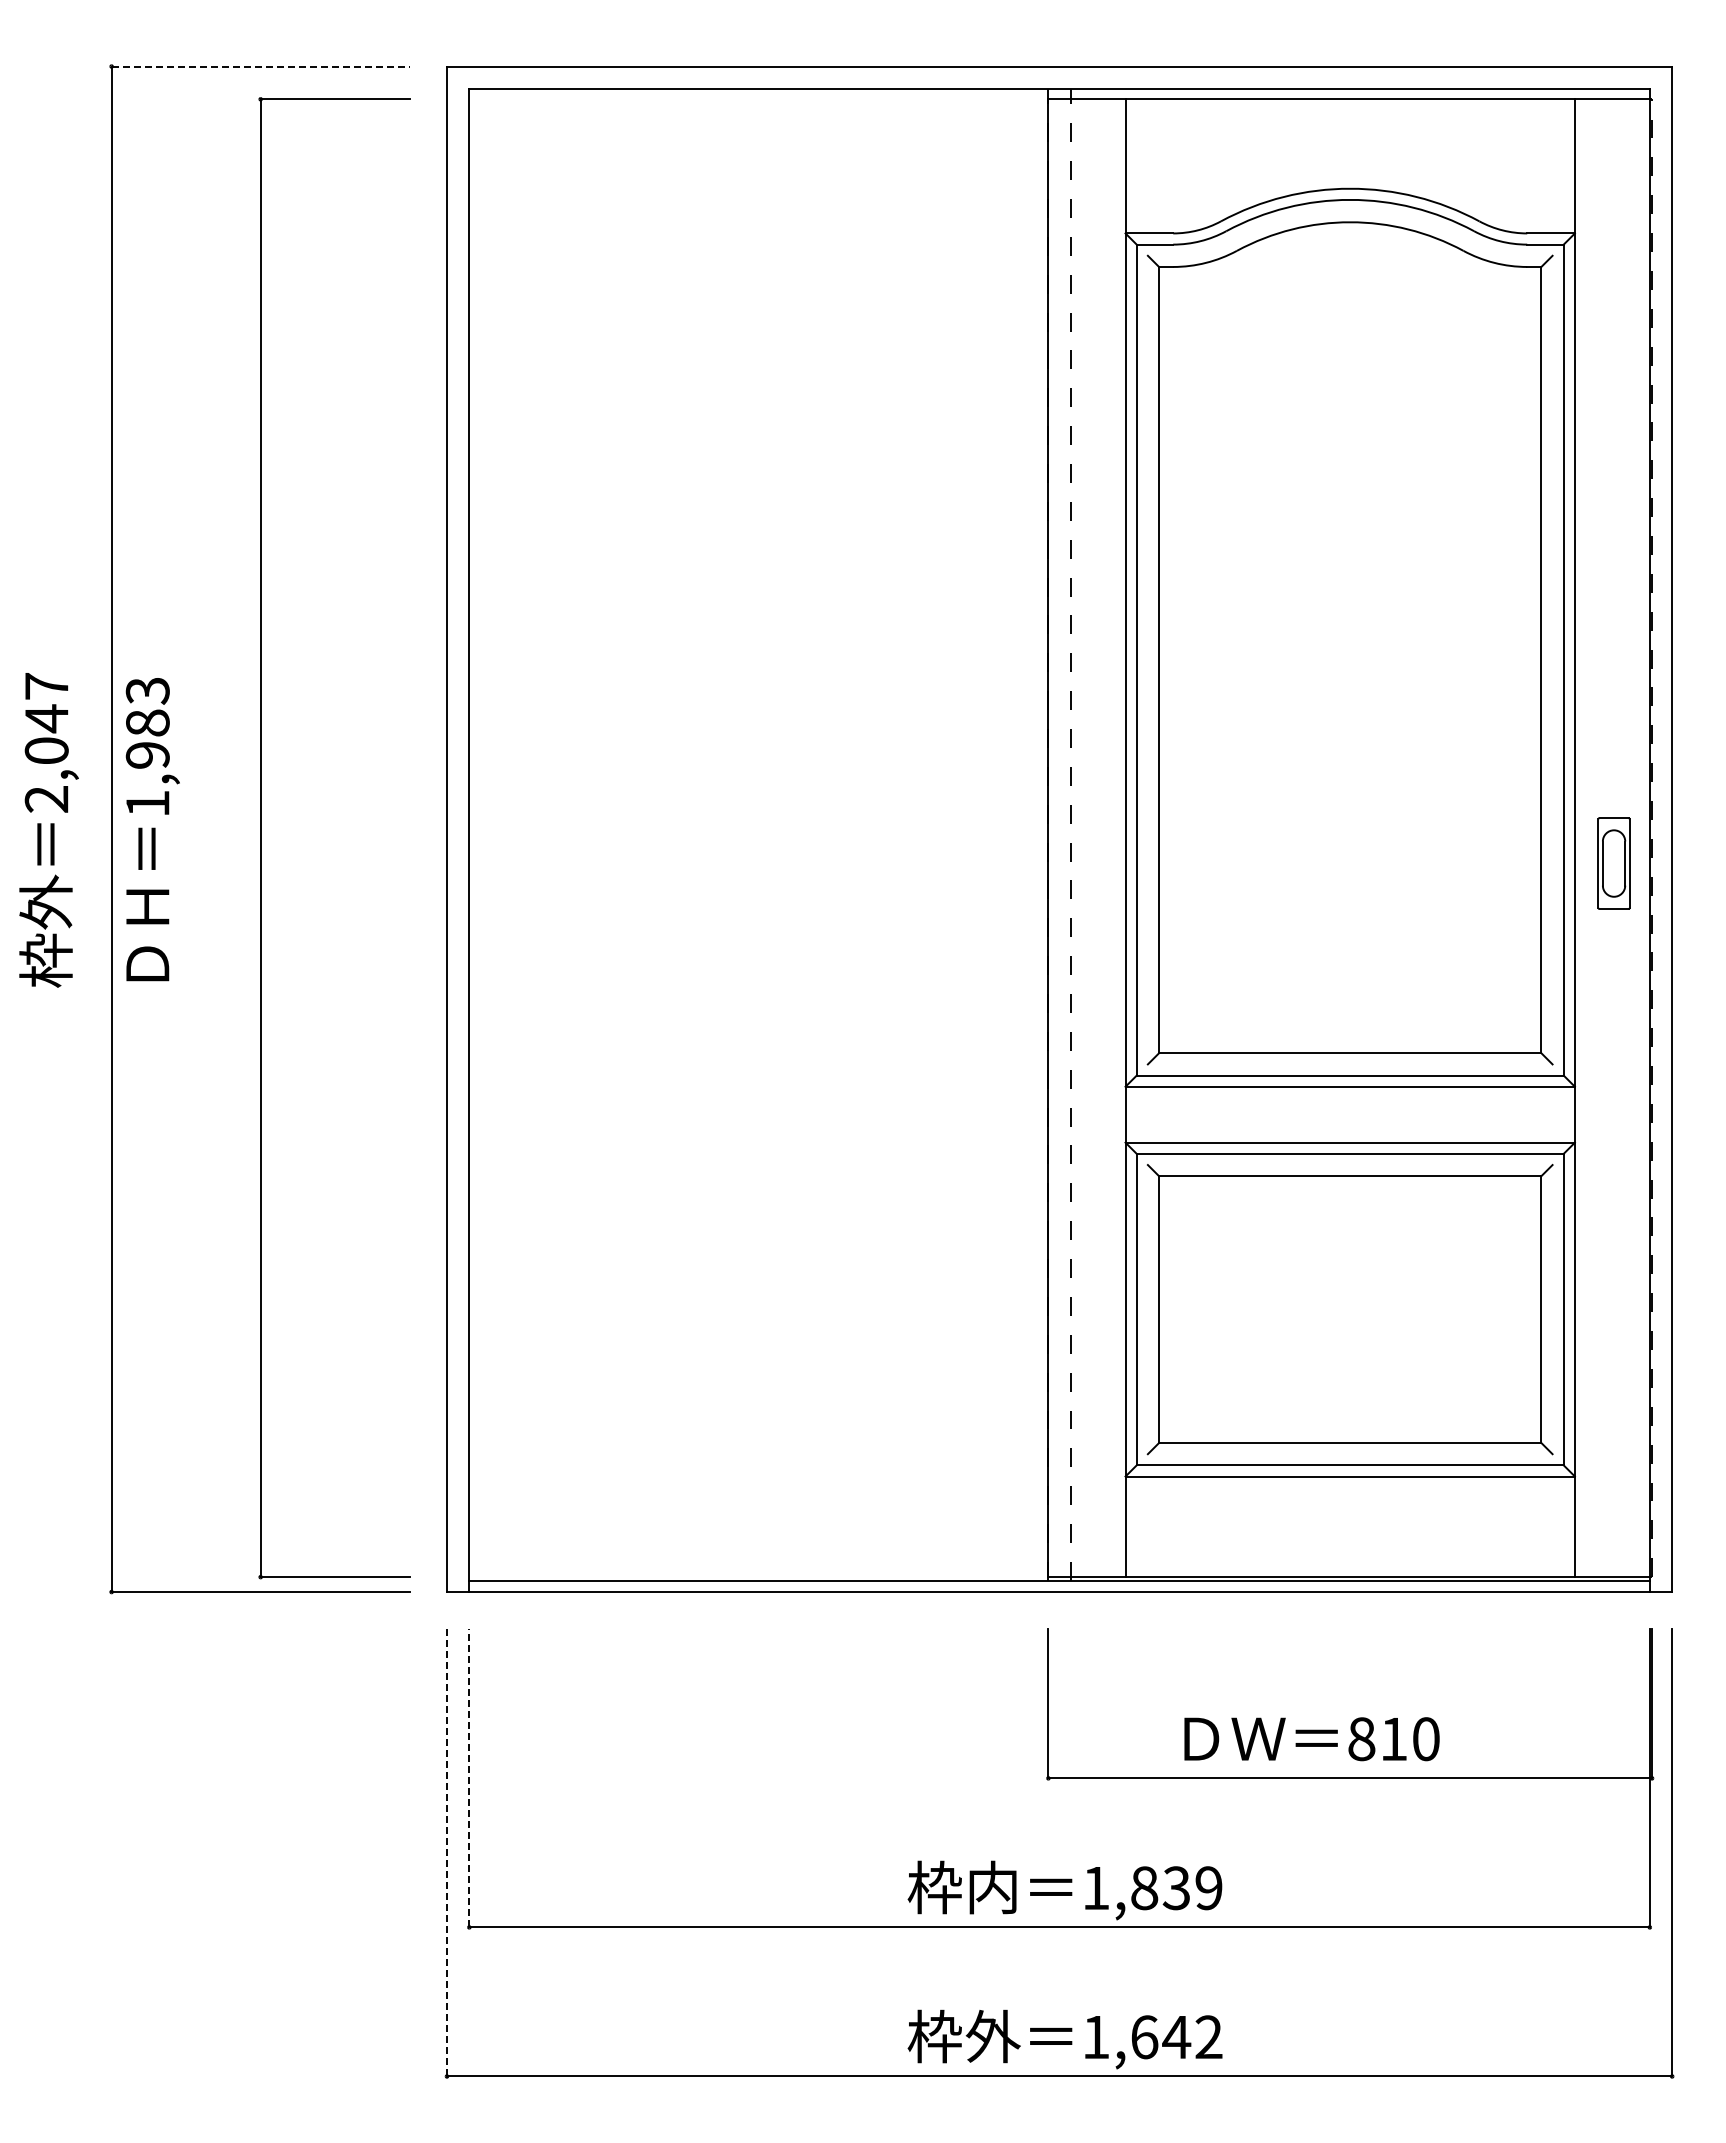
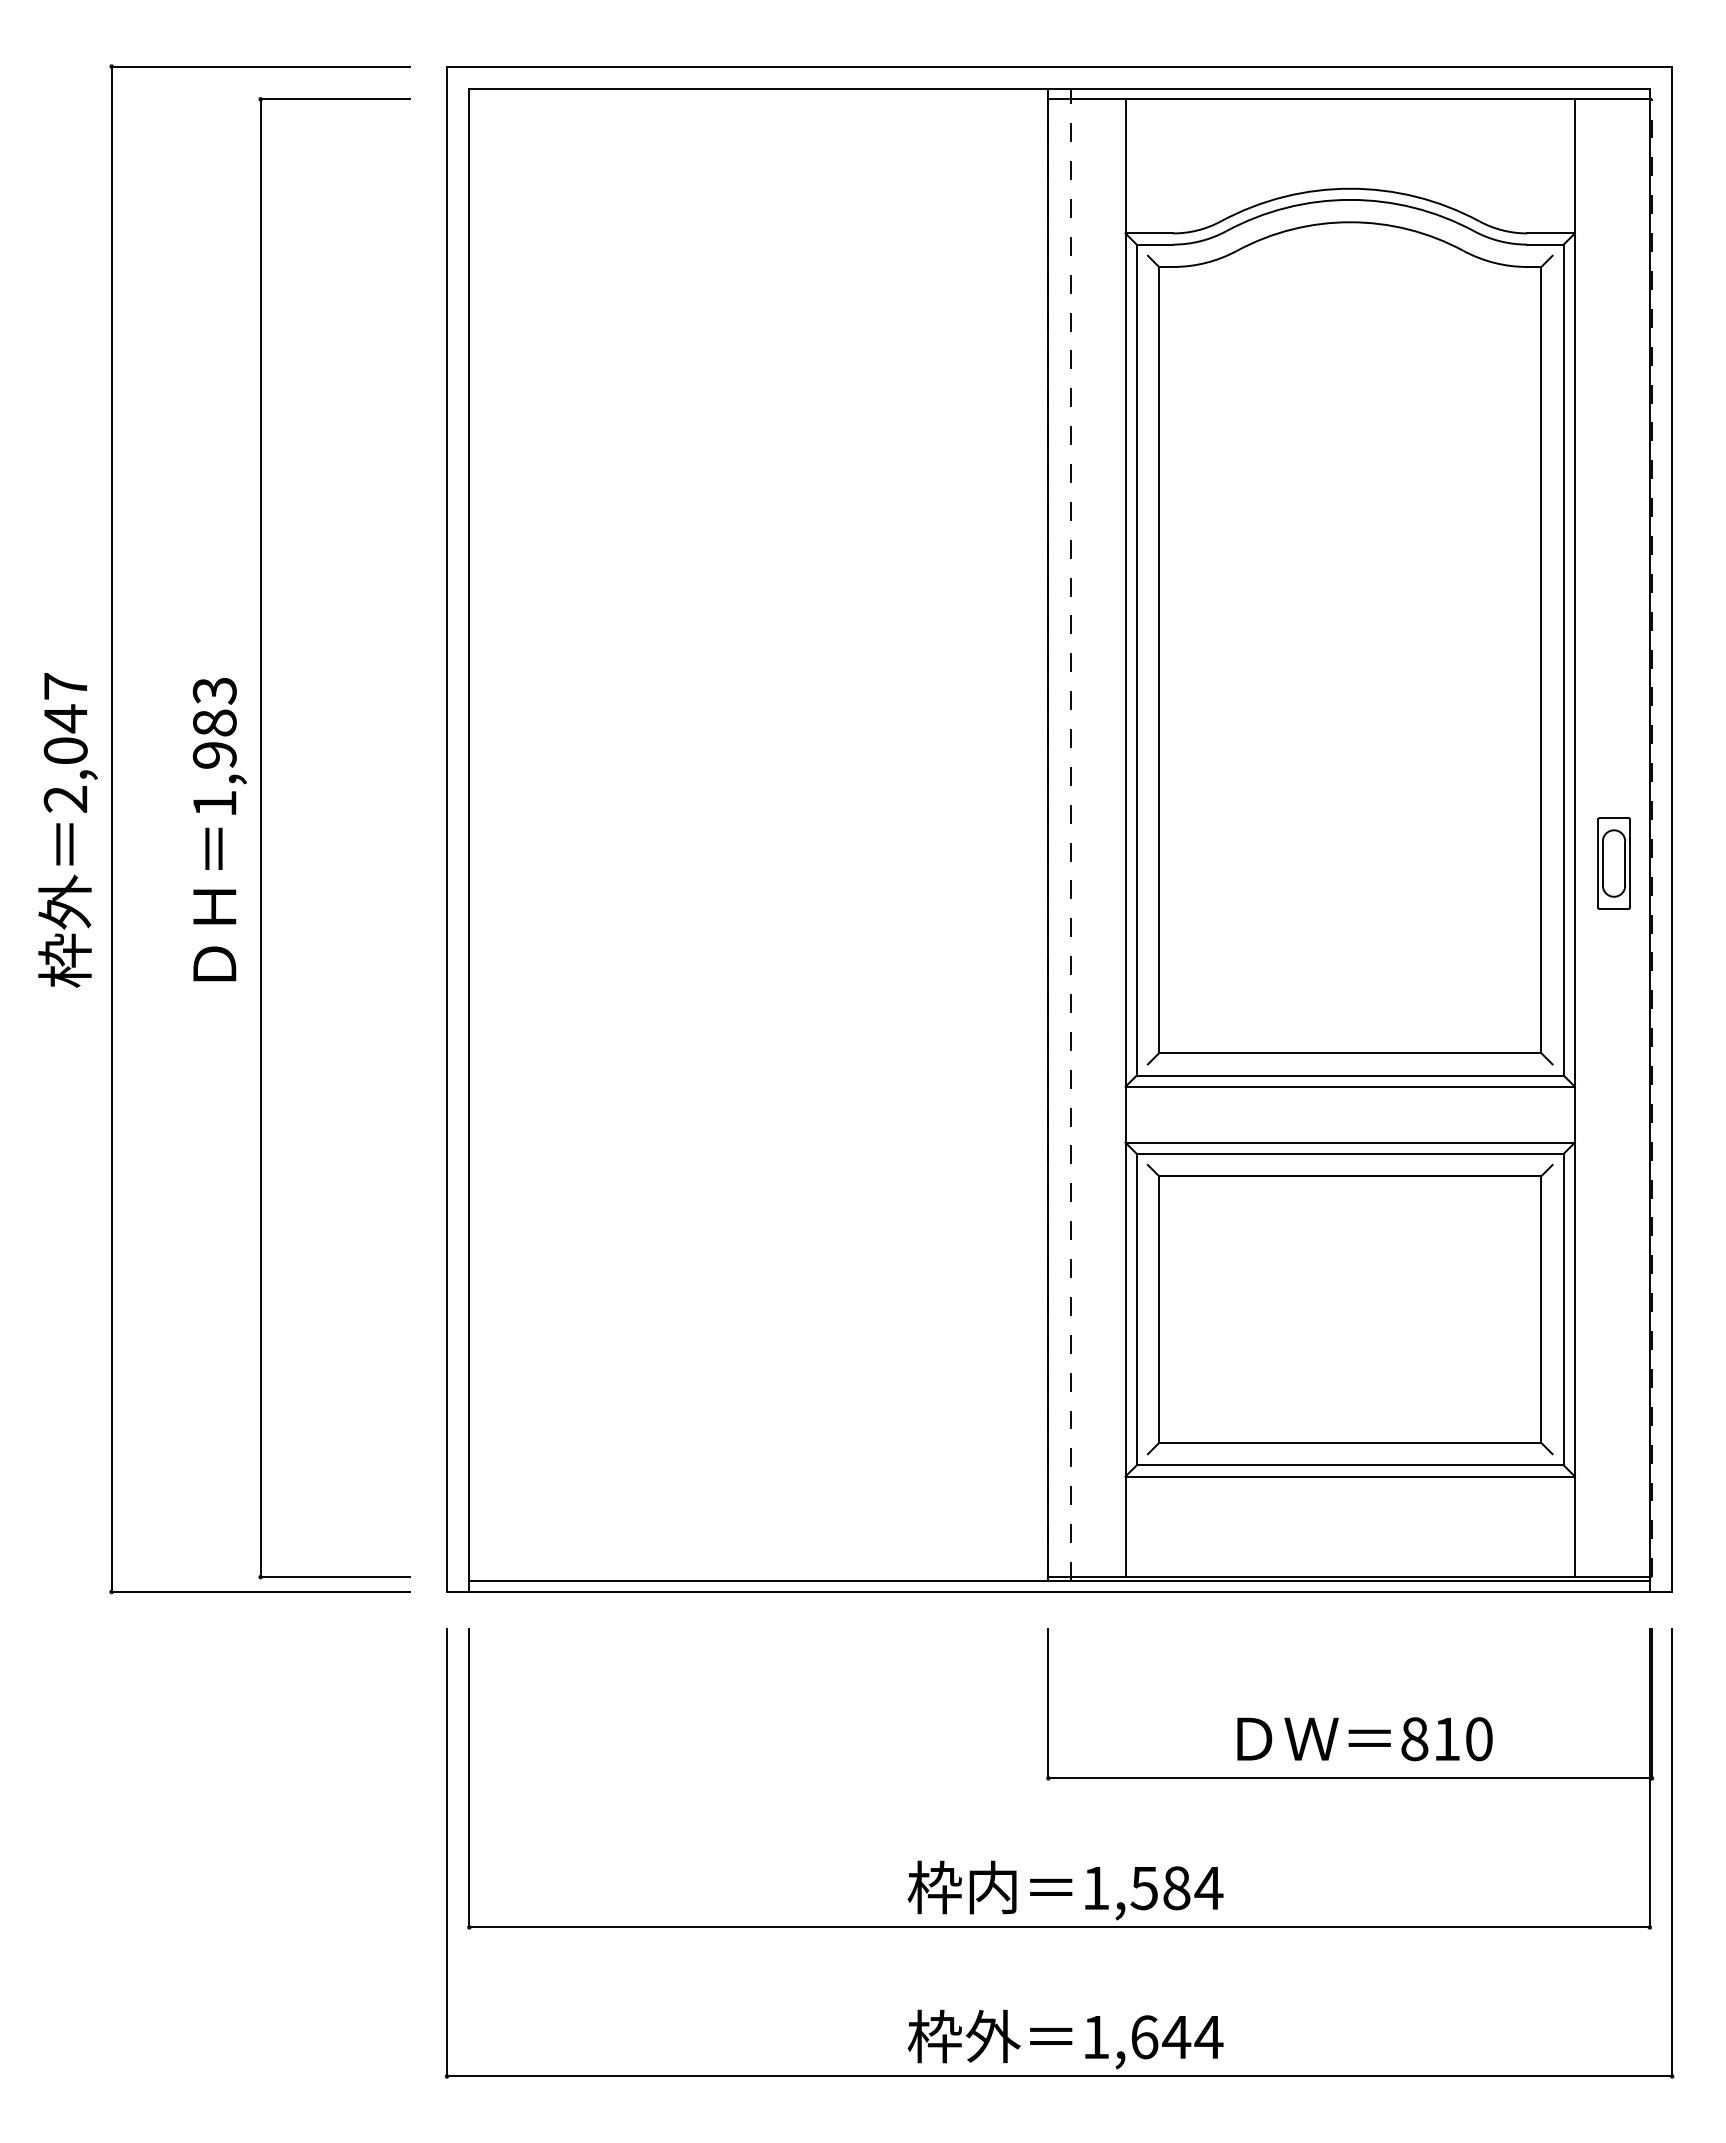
line: dashed -> solid (261, 66)
text position: (152, 829) -> (219, 829) (219, 829)
text position: (48, 830) -> (67, 830) (67, 830)
text position: (1311, 1739) -> (1364, 1739) (1364, 1739)
line: dashed -> solid (469, 1777)
line: dashed -> solid (446, 1852)
text: 1,839 -> 1,584 (1176, 1888)
text: 1,642 -> 1,644 (1208, 2036)
